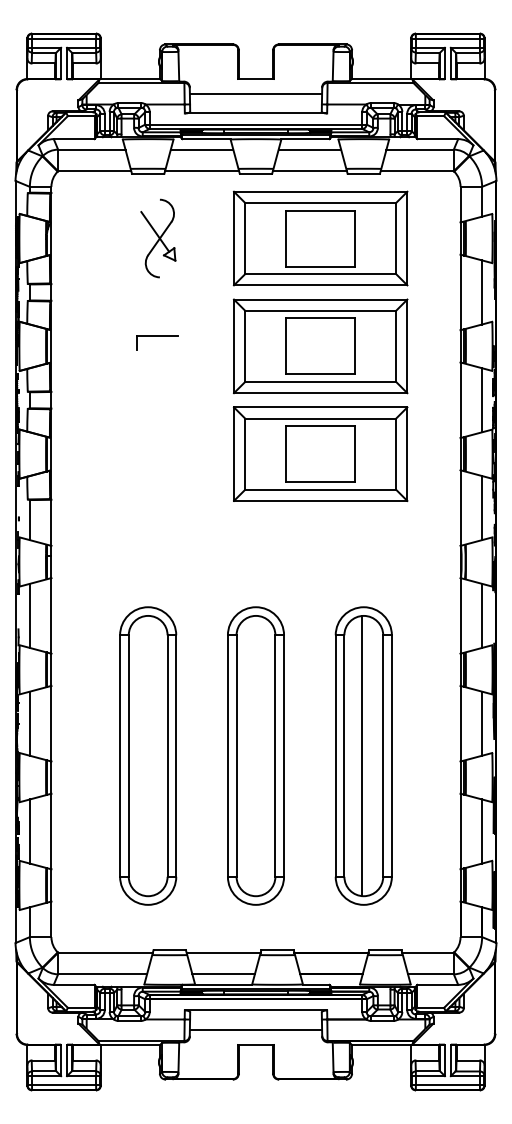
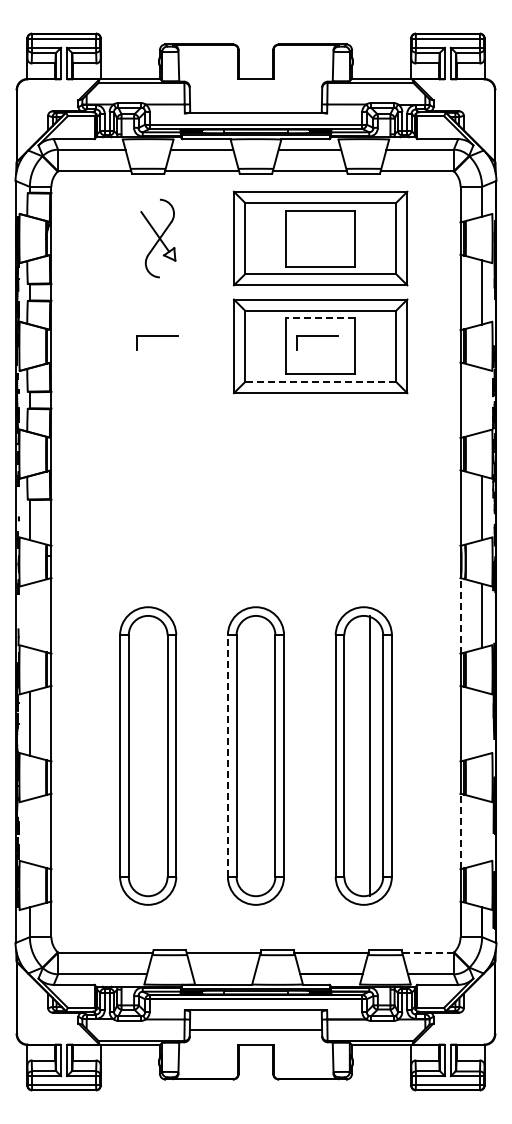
line: present -> none (255, 94)
line: solid -> dashed (320, 318)
part: none -> present (317, 342)
line: solid -> dashed (320, 381)
line: present -> none (482, 400)
part: present -> none (320, 453)
line: present -> none (29, 615)
line: solid -> dashed (460, 615)
line: present -> none (482, 723)
line: solid -> dashed (227, 756)
line position: (361, 756) -> (369, 756) (369, 756)
line: present -> none (29, 831)
line: solid -> dashed (460, 831)
line: present -> none (482, 831)
line: solid -> dashed (428, 952)
line: present -> none (223, 974)
